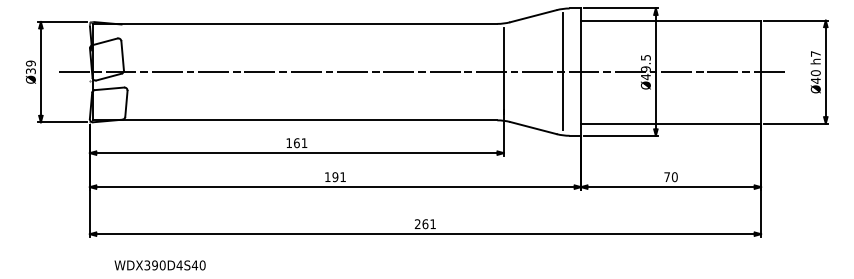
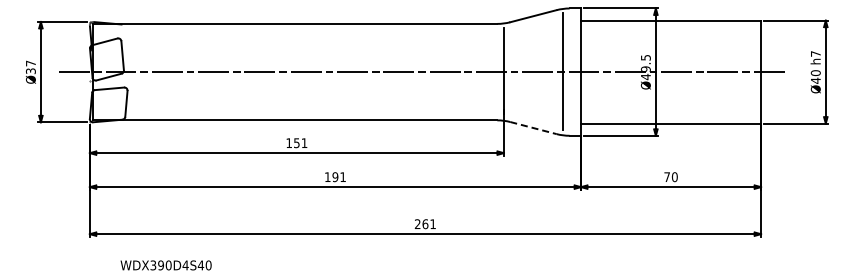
text: Ø39 -> Ø37 (30, 63)
line: solid -> dashed (533, 128)
text: 161 -> 151 (296, 143)
text position: (159, 265) -> (165, 265) (165, 265)
